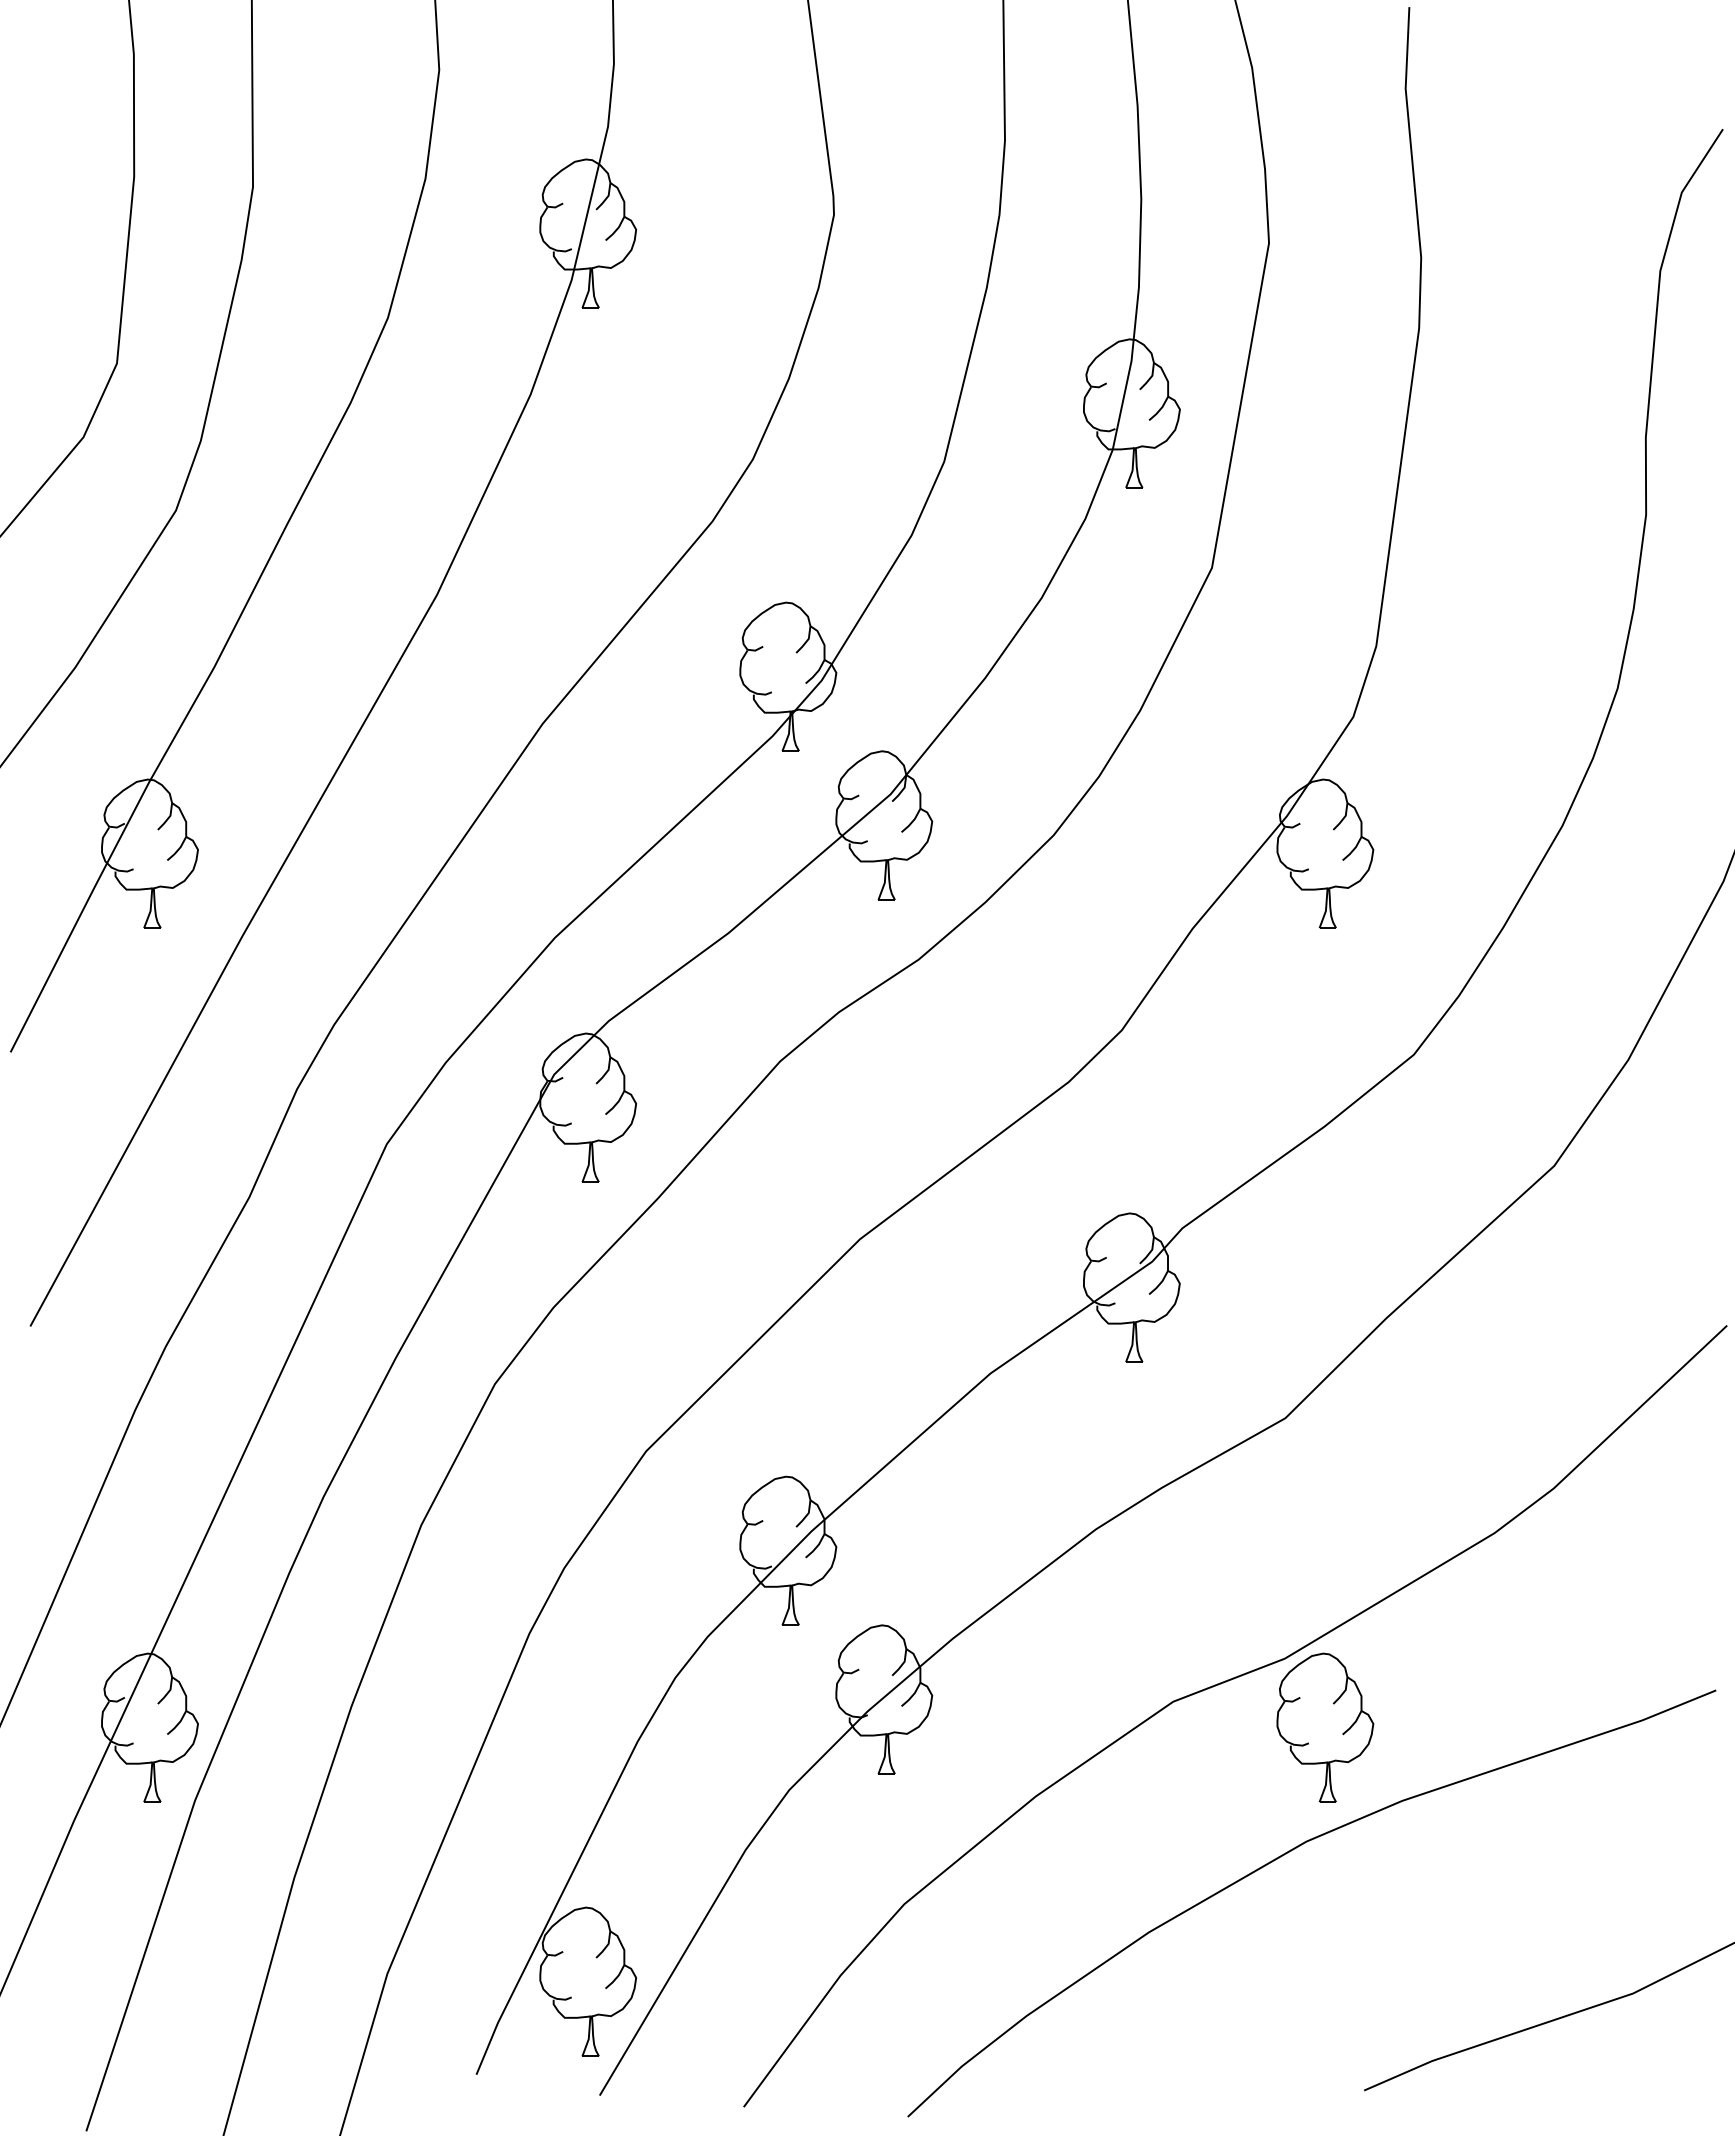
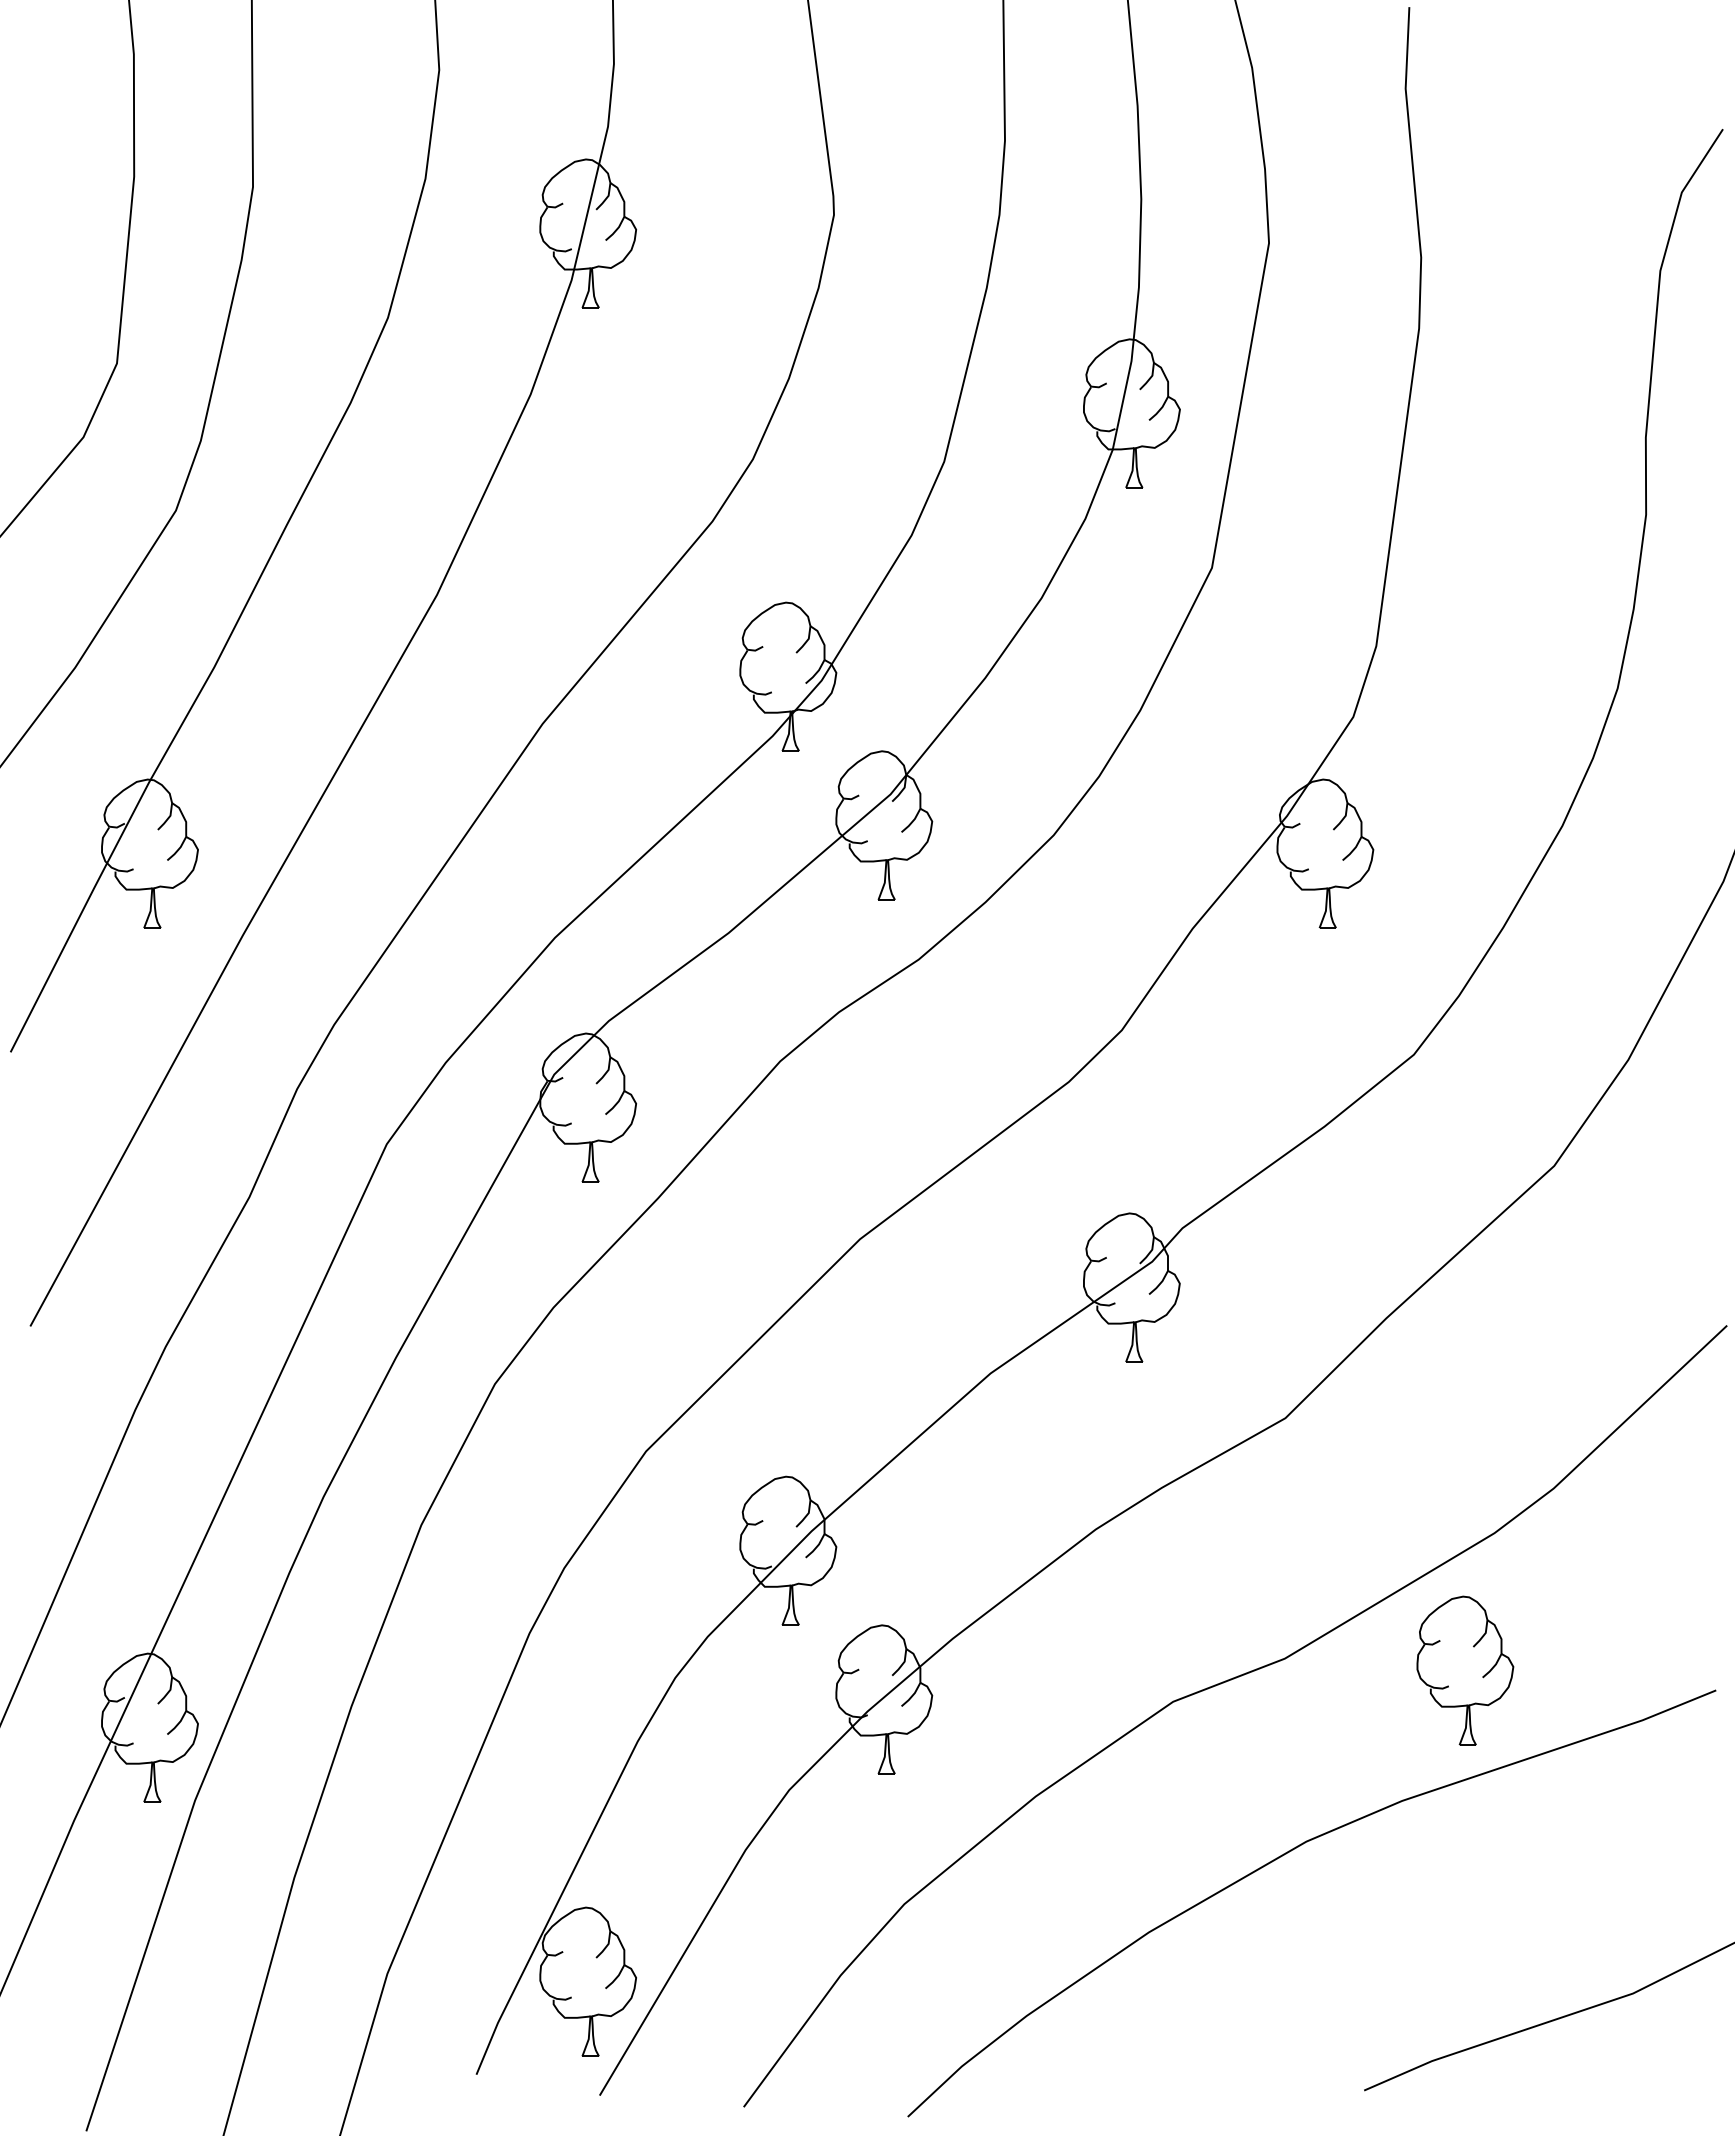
part position: (1325, 1727) -> (1465, 1670) (1465, 1670)
